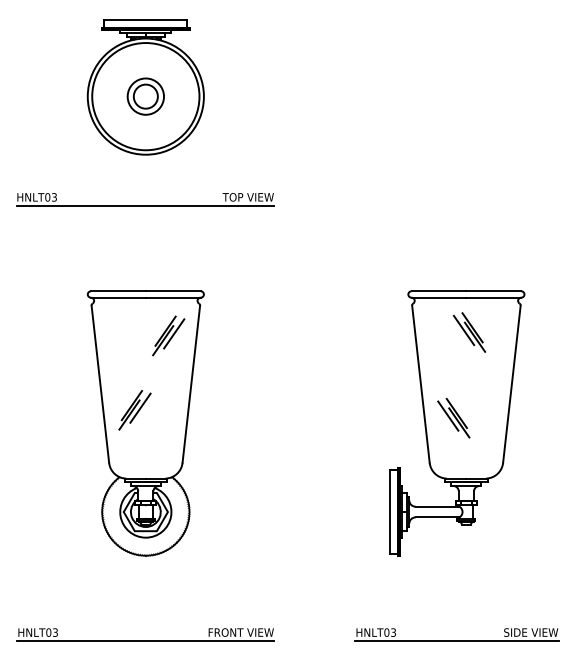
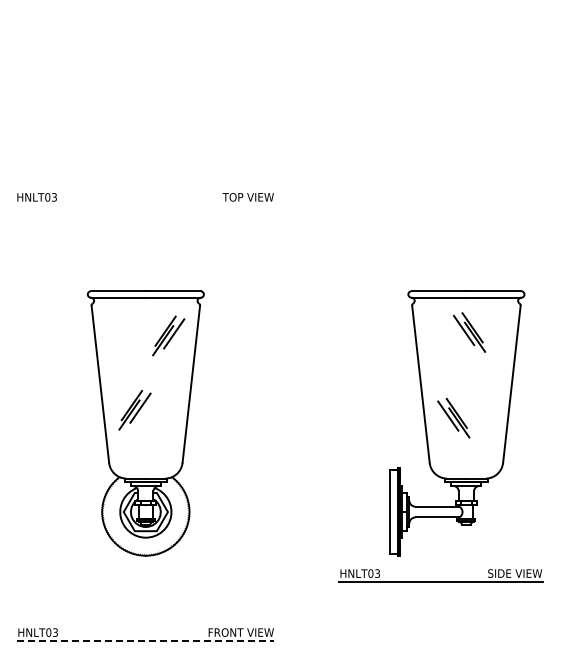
part: present -> none (145, 87)
line: present -> none (145, 205)
part position: (456, 634) -> (440, 575) (440, 575)
line: solid -> dashed (146, 641)
